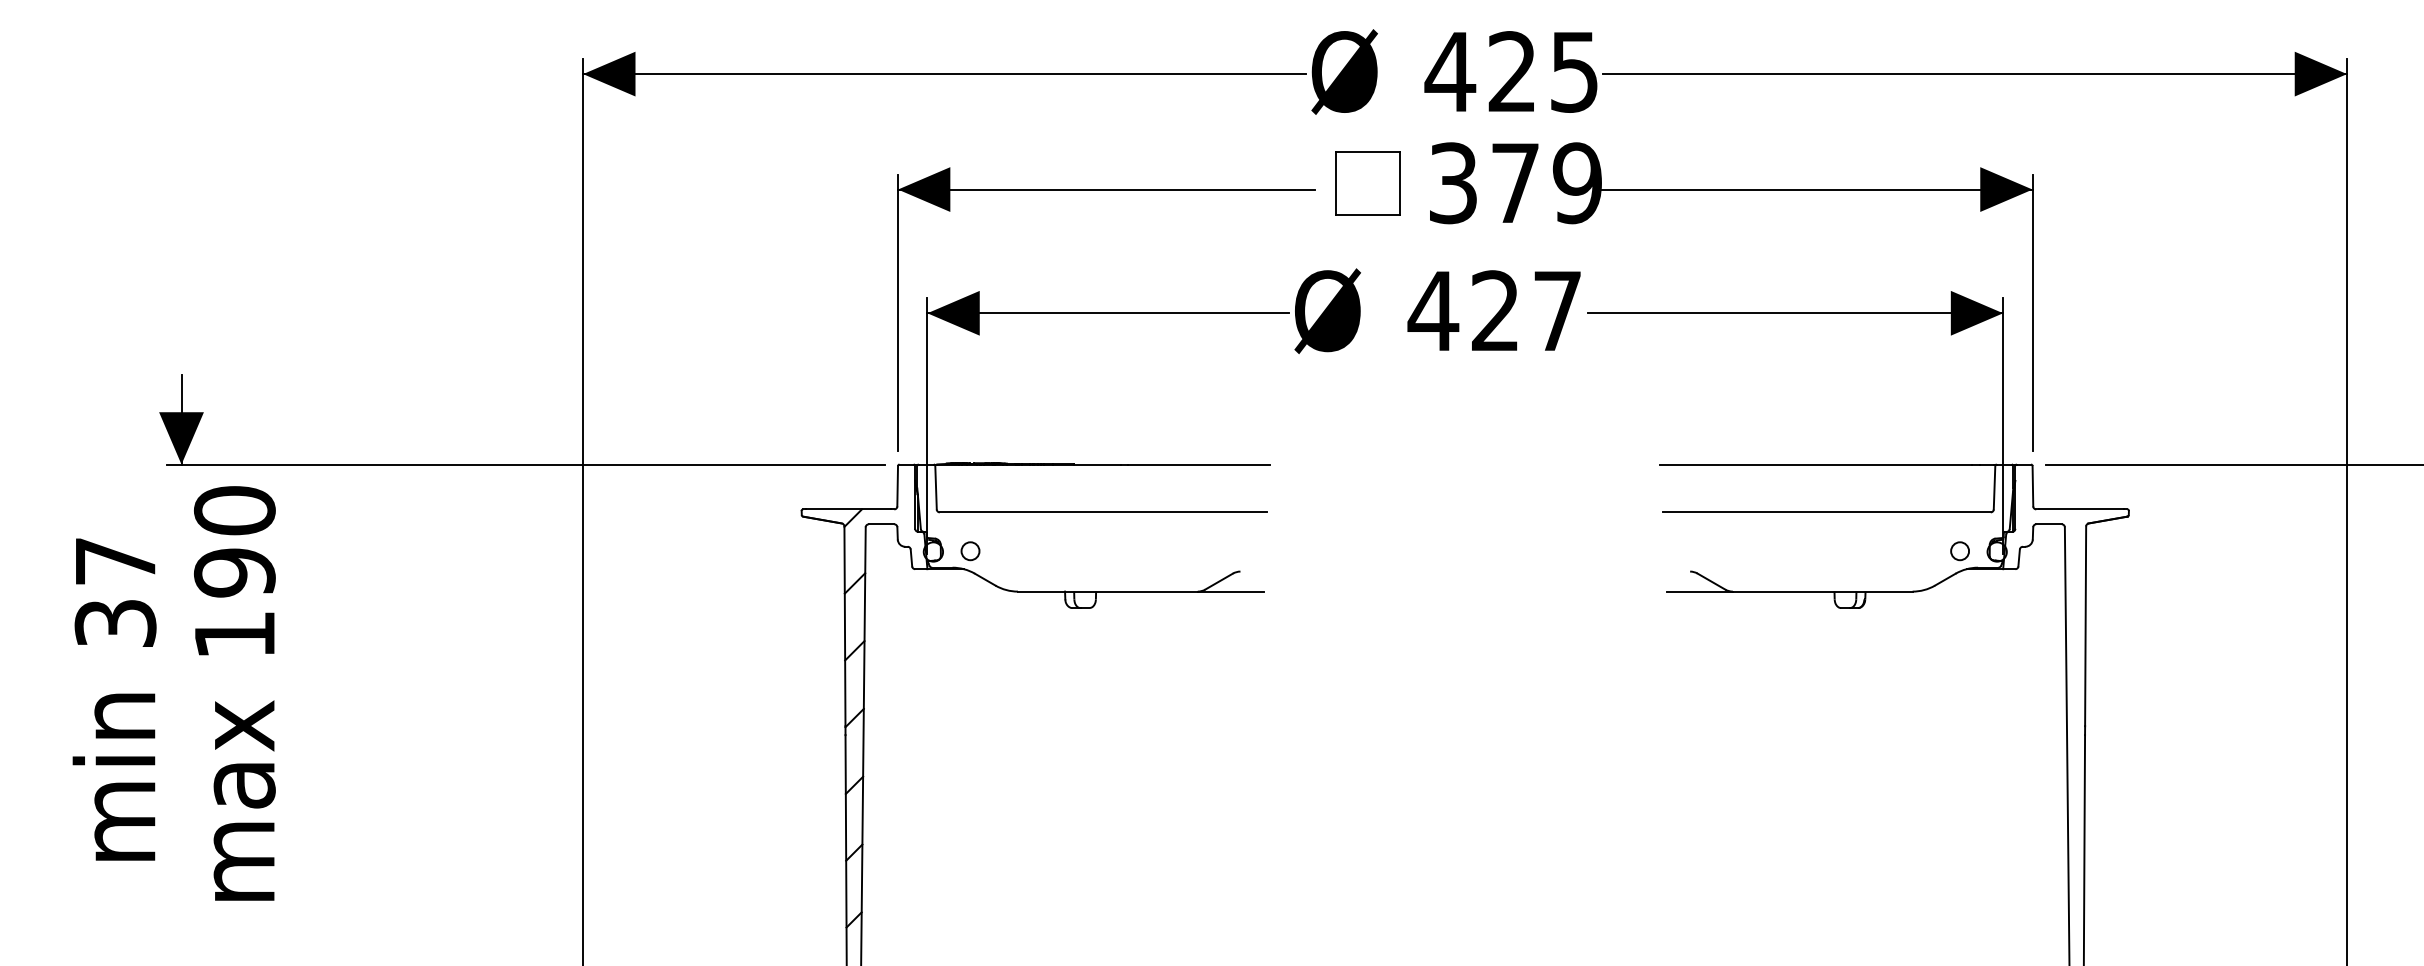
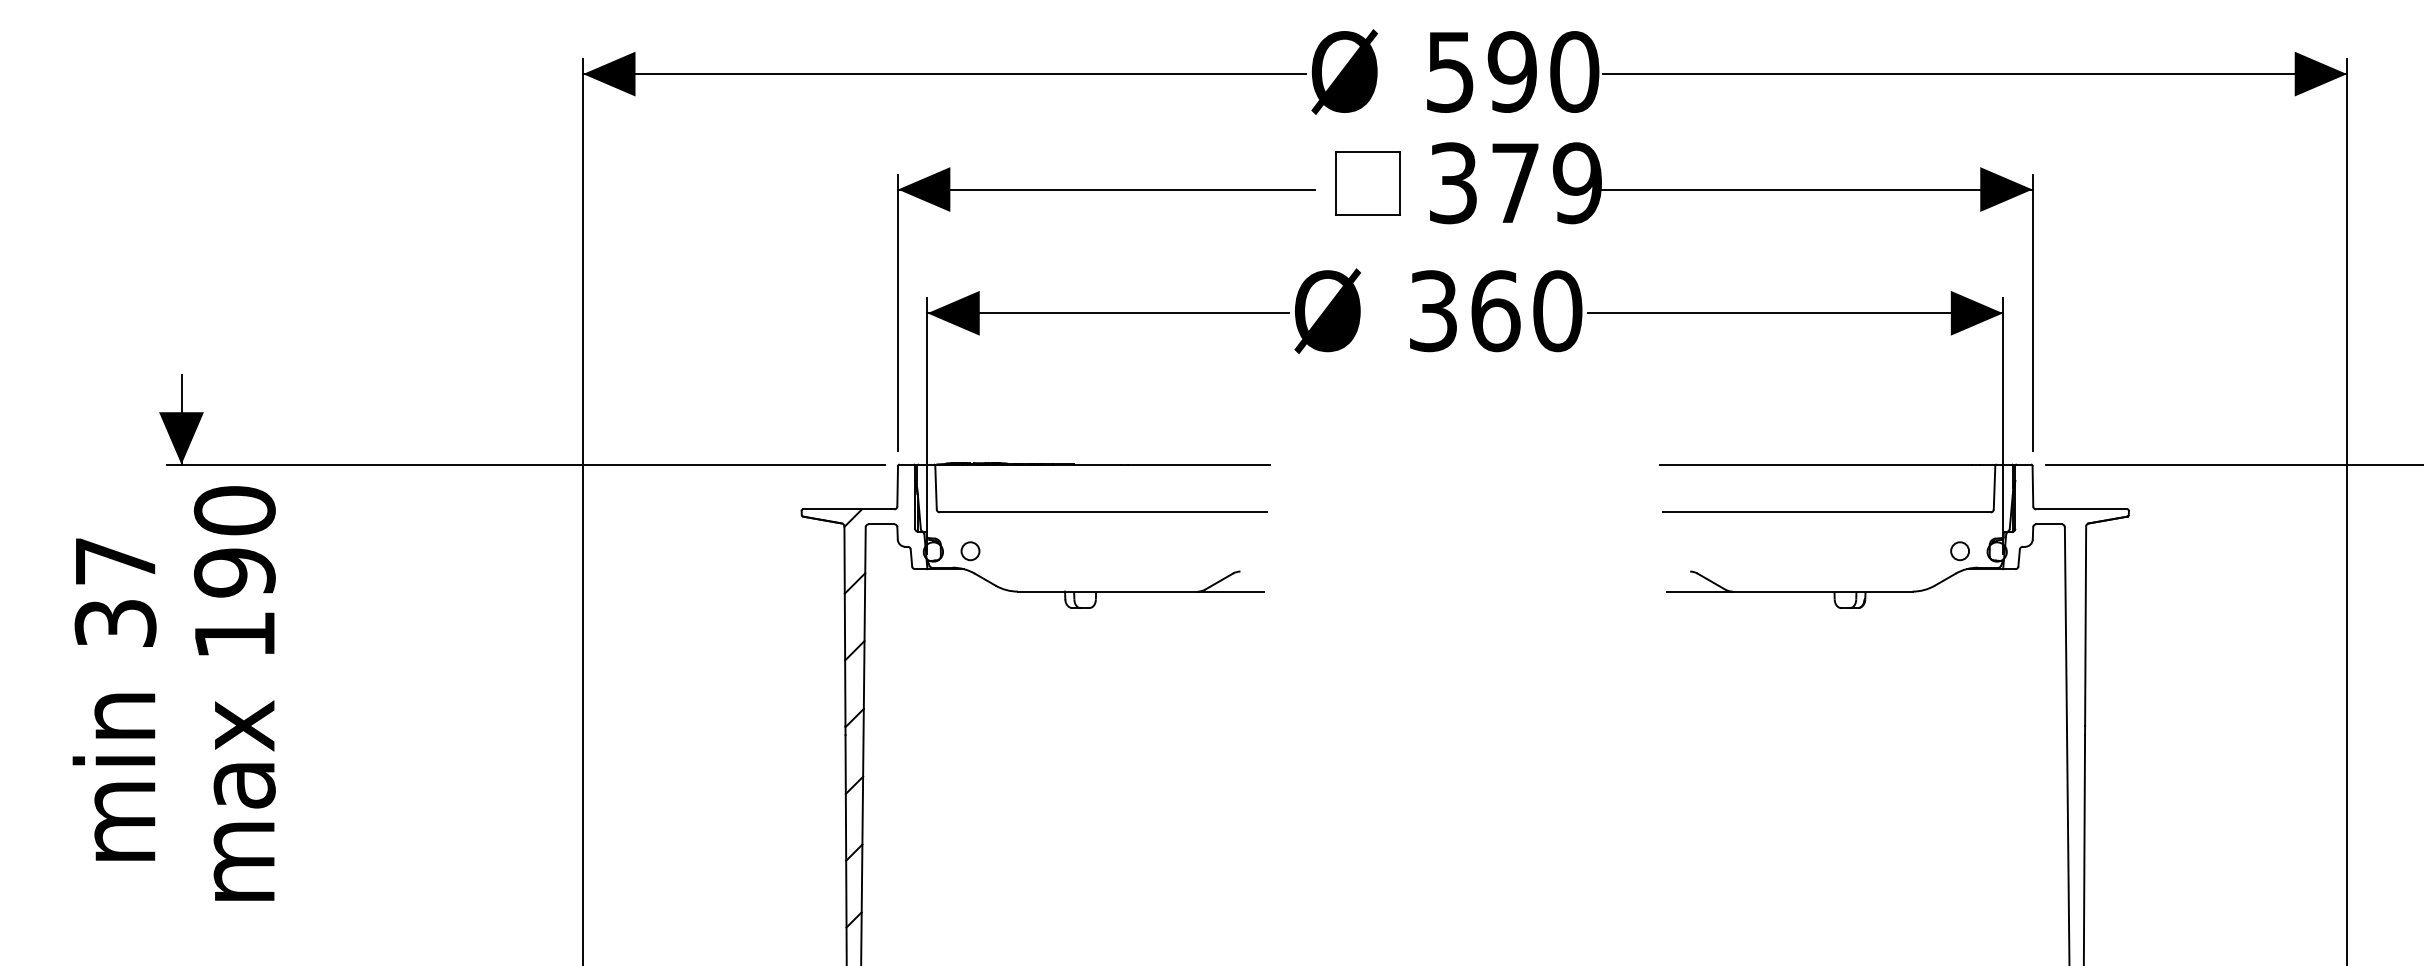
text: 425 -> 590 (1511, 71)
text: 427 -> 360 (1494, 311)
